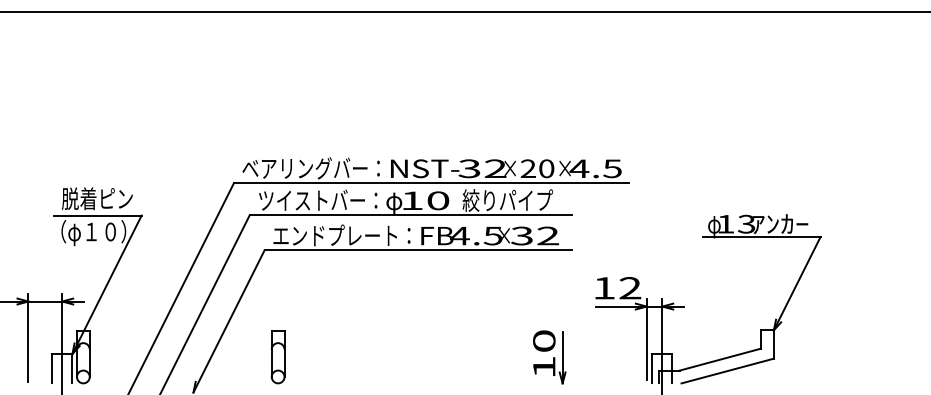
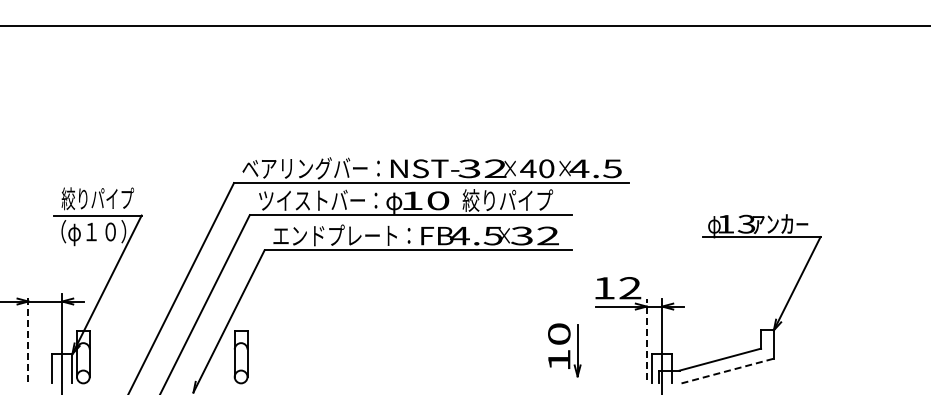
line position: (464, 12) -> (464, 26) (464, 26)
text: 20 -> 40 (528, 168)
text: 脱着ピン -> 絞りパイプ (97, 198)
line: solid -> dashed (28, 338)
line: solid -> dashed (646, 339)
part position: (277, 357) -> (240, 357) (240, 357)
part position: (549, 357) -> (564, 350) (564, 350)
line: solid -> dashed (727, 371)
